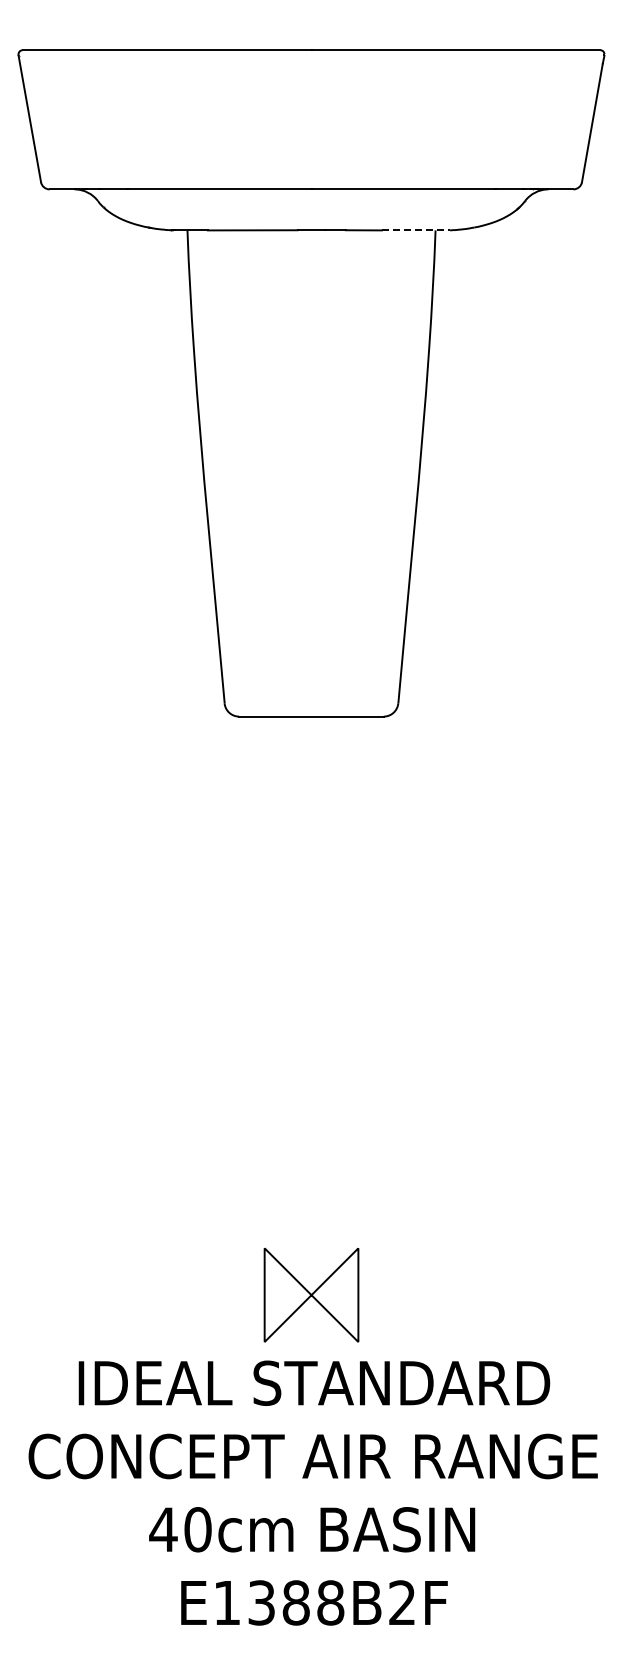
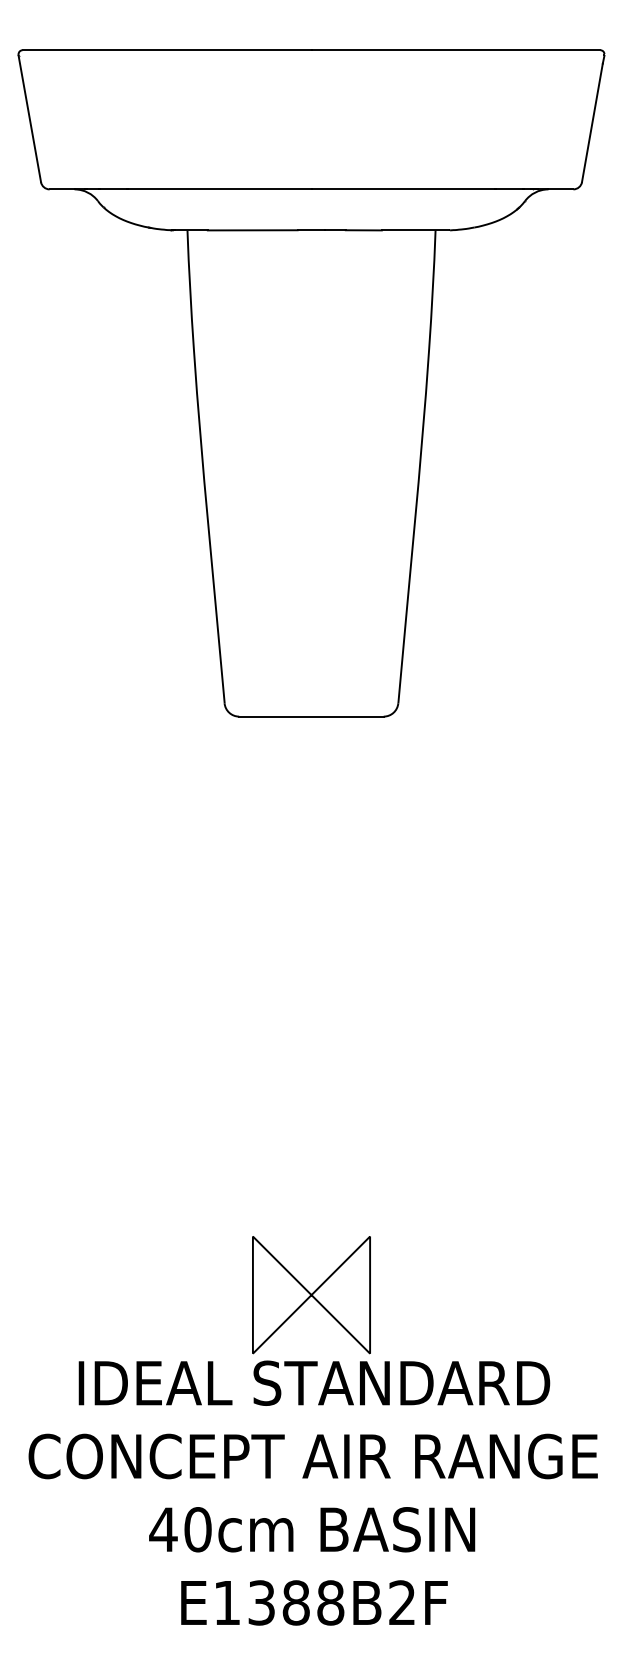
line: dashed -> solid (415, 230)
part size: 97x96 px -> 119x119 px (311, 1295)
